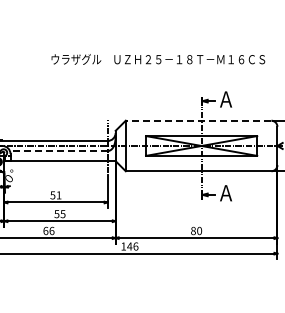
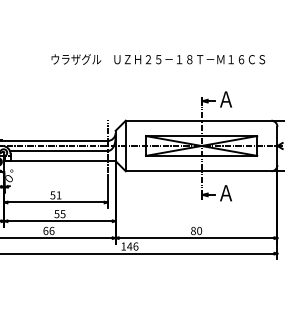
line: dashed -> solid (198, 120)
line: dashed -> solid (58, 151)
